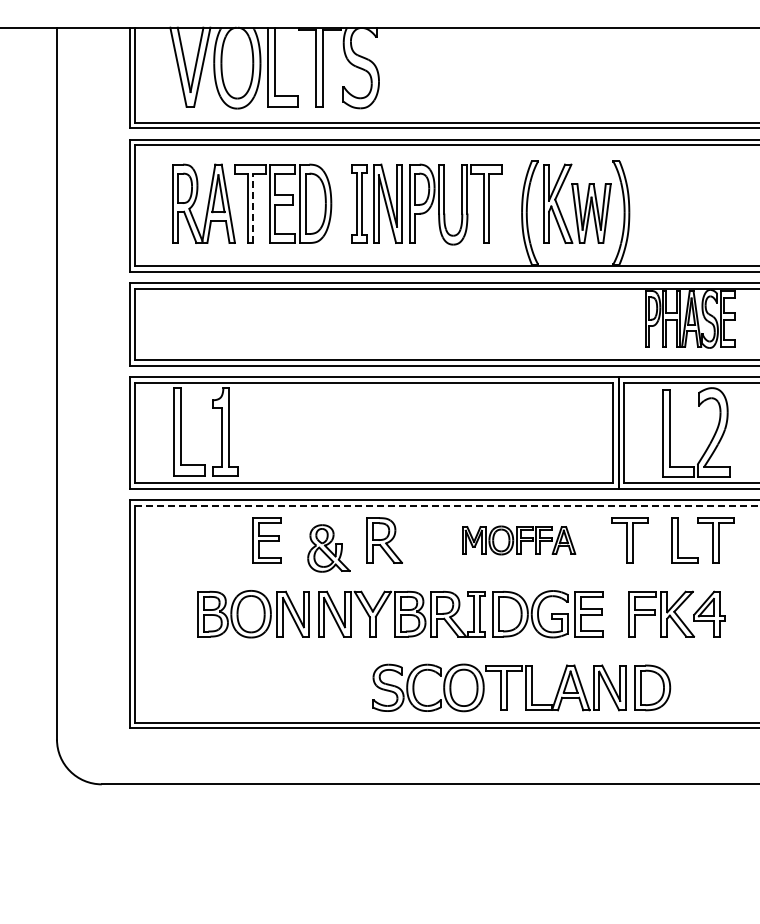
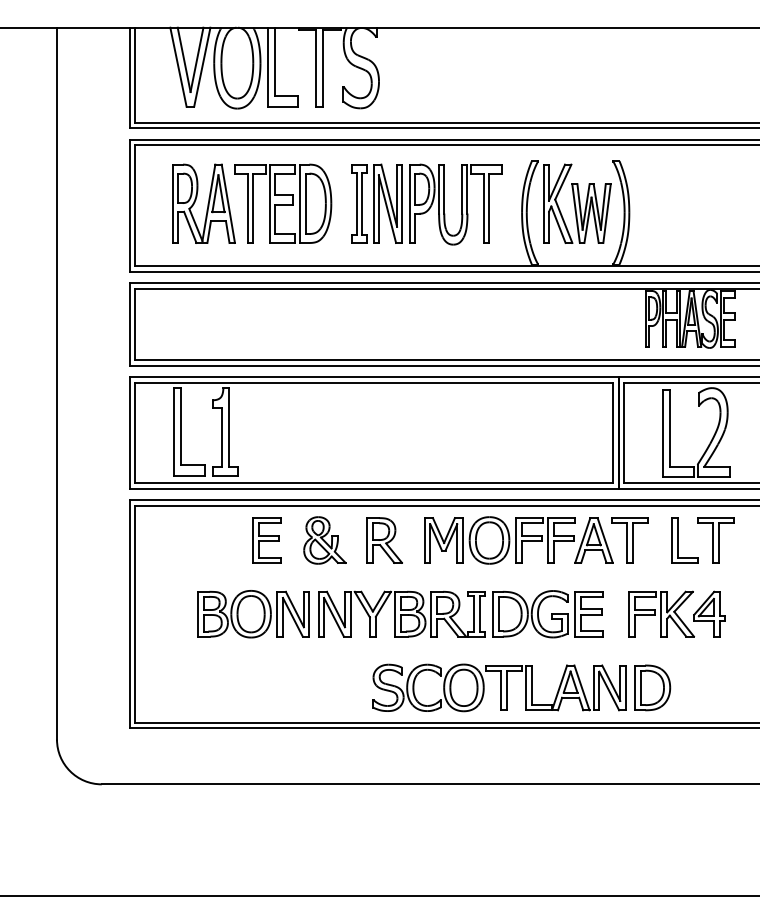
line: dashed -> solid (253, 208)
line: dashed -> solid (448, 505)
part size: 115x31 px -> 190x49 px (518, 540)
part position: (328, 548) -> (324, 540) (324, 540)
line: none -> present (379, 896)
